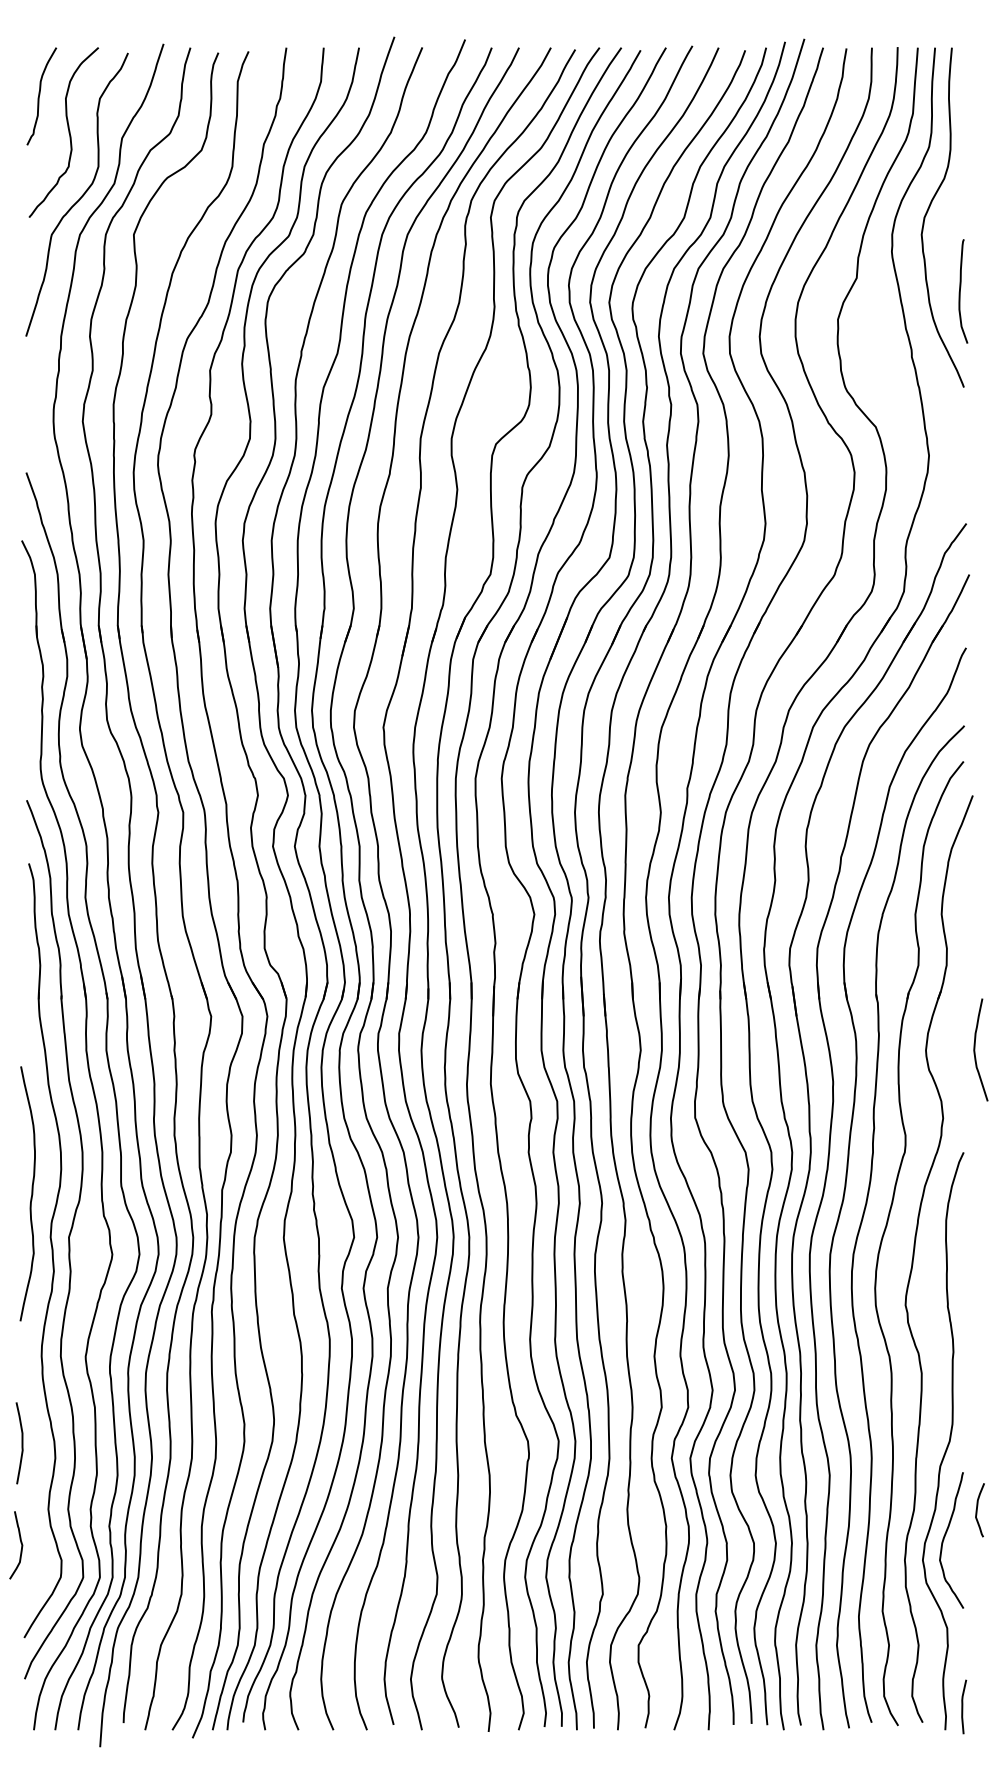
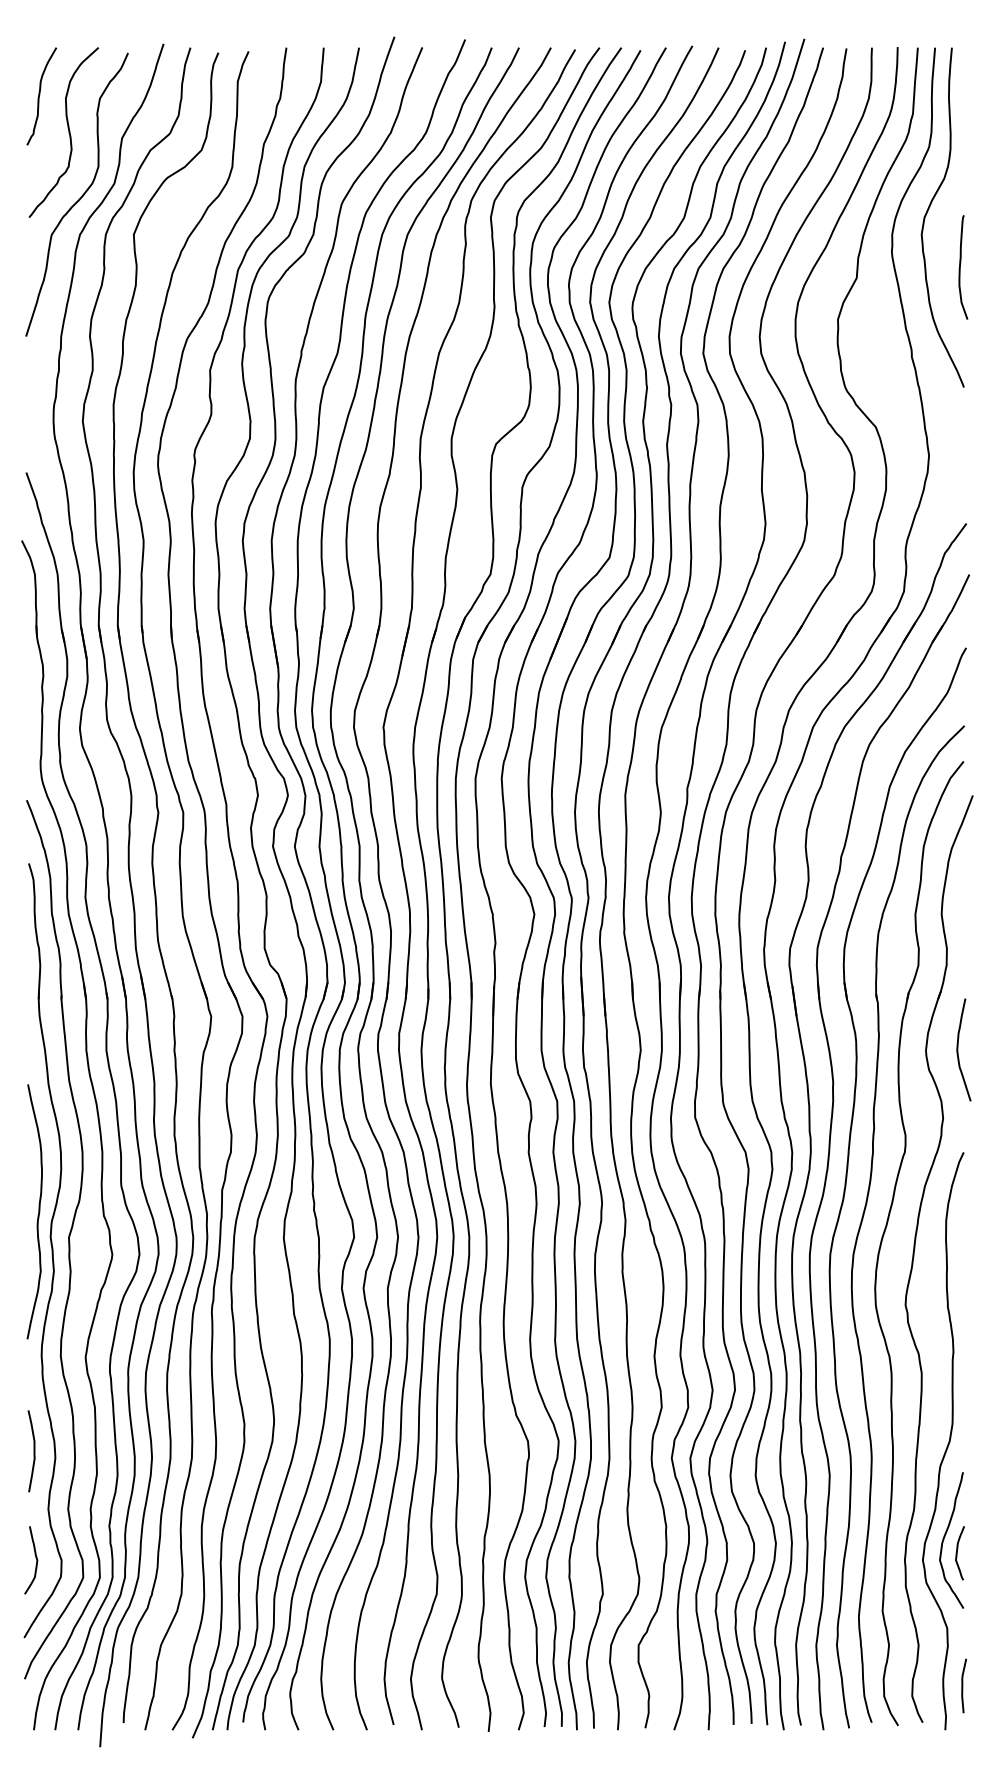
curve position: (960, 291) -> (960, 267) (960, 267)
curve position: (975, 1049) -> (958, 1049) (958, 1049)
curve position: (31, 1193) -> (38, 1211) (38, 1211)
curve position: (21, 1443) -> (33, 1451) (33, 1451)
curve position: (977, 1510) -> (957, 1553) (957, 1553)
curve position: (20, 1543) -> (35, 1558) (35, 1558)
curve position: (963, 1706) -> (963, 1685) (963, 1685)
